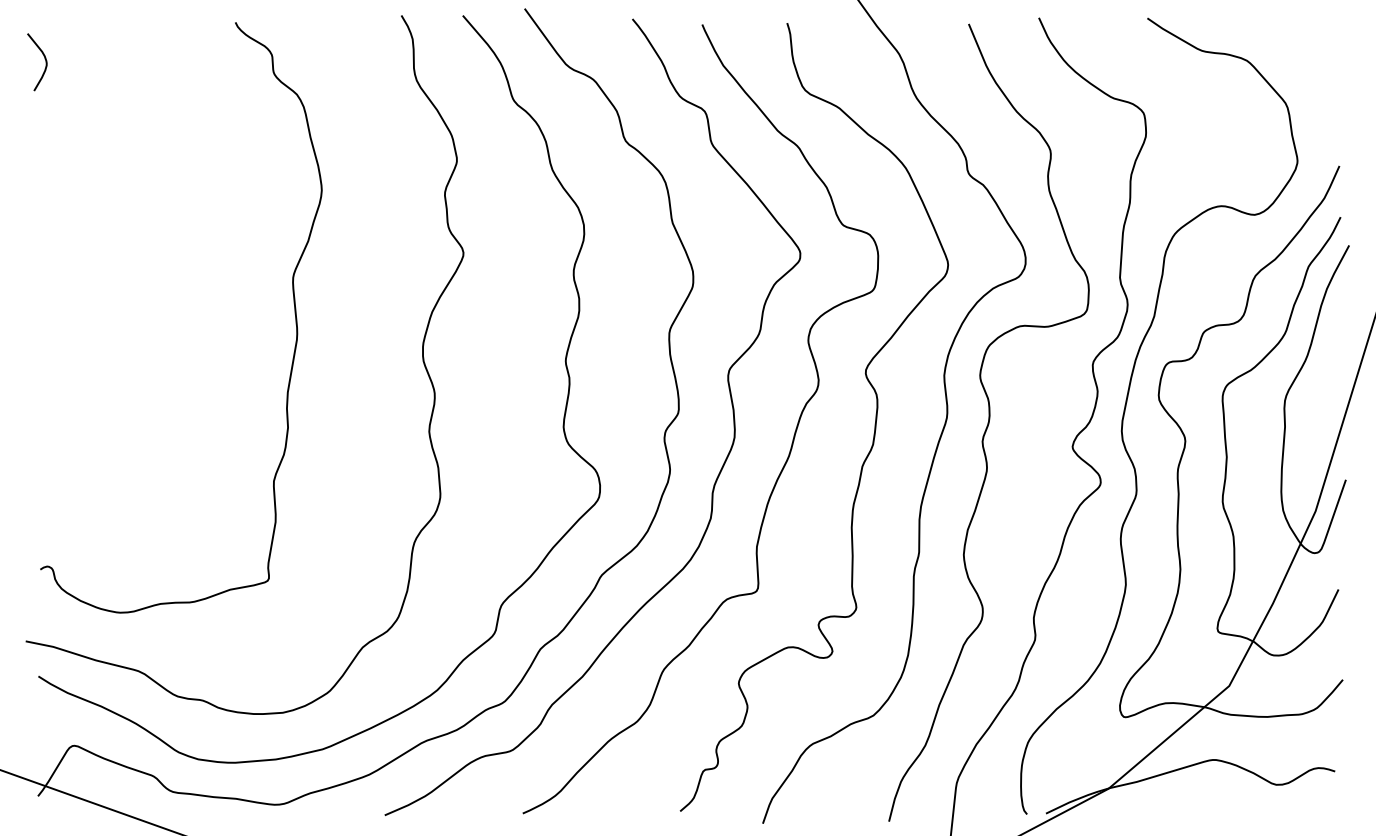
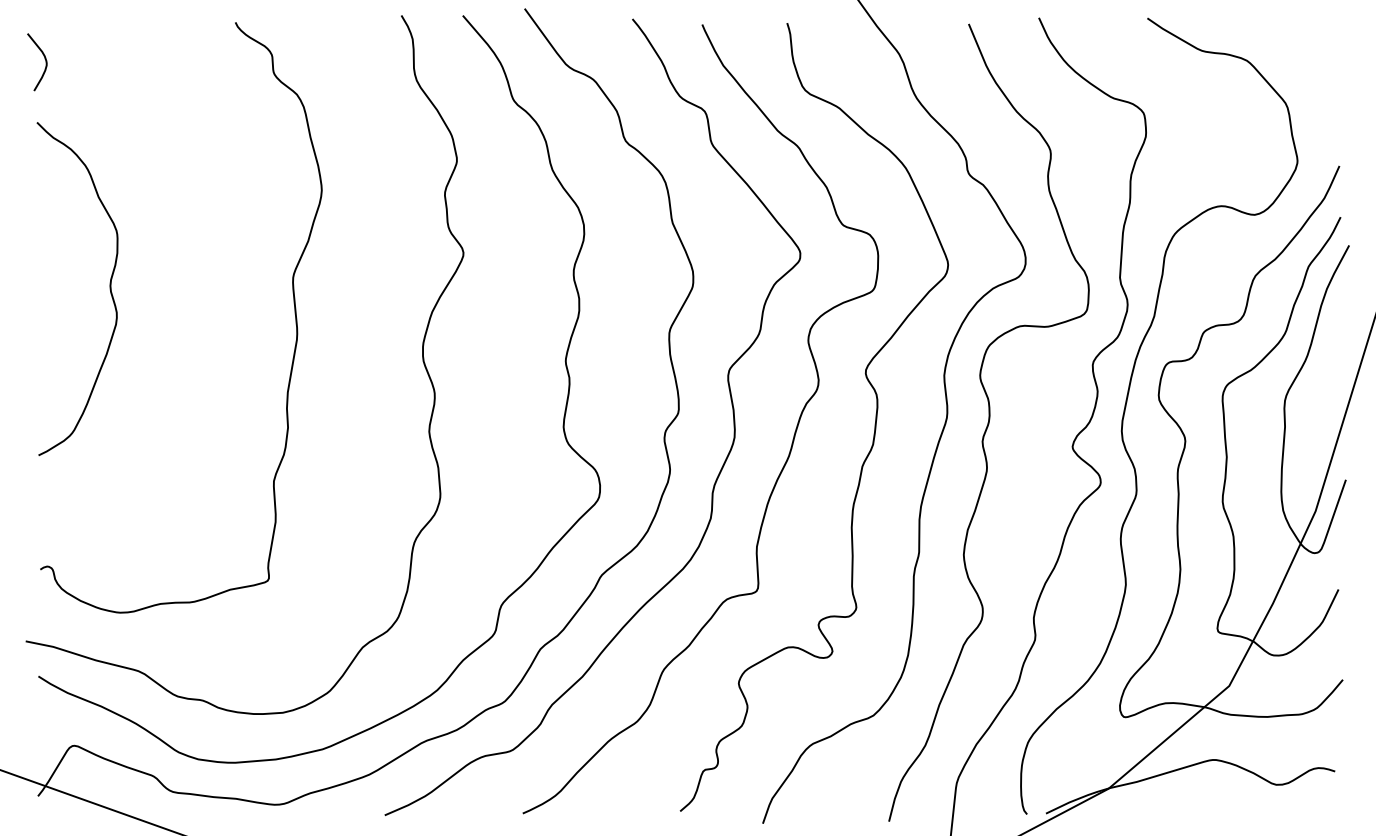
curve: none -> present (109, 289)
